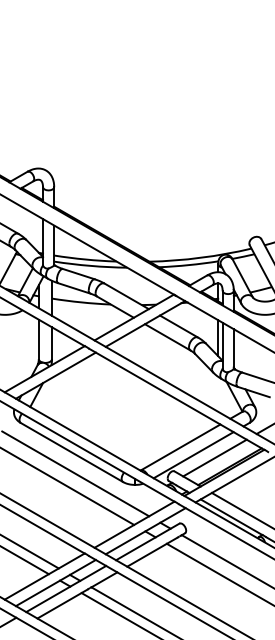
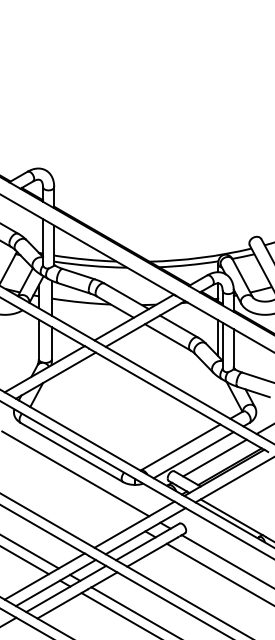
line: present -> none (68, 486)
line: present -> none (241, 509)
